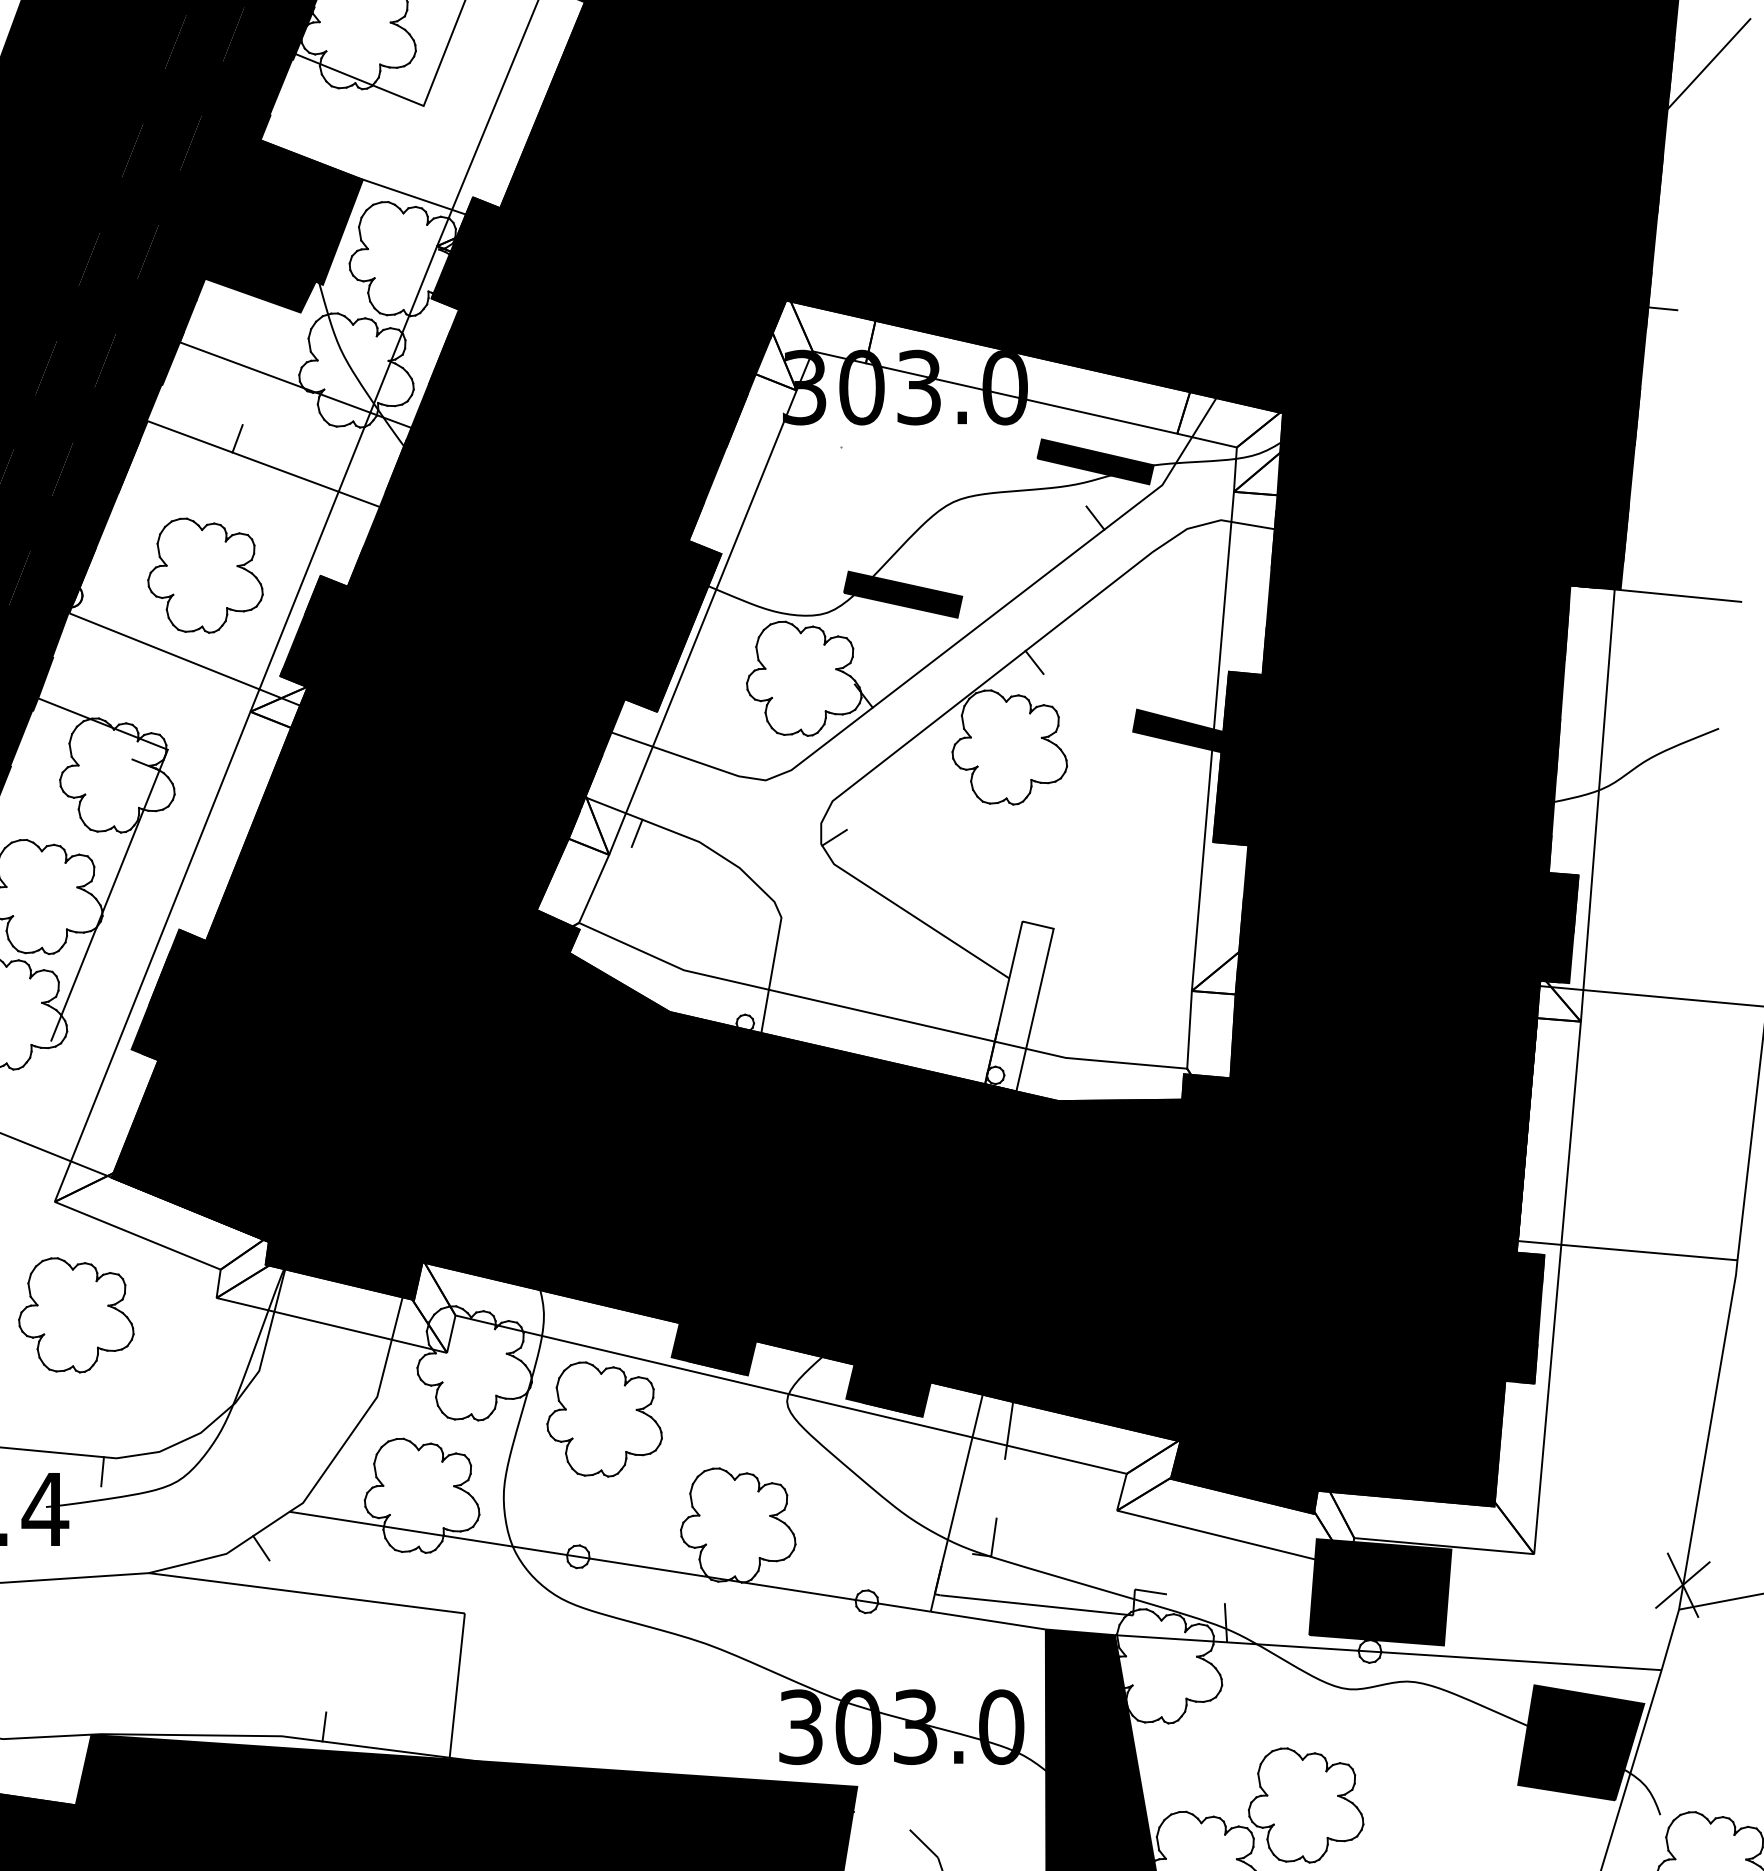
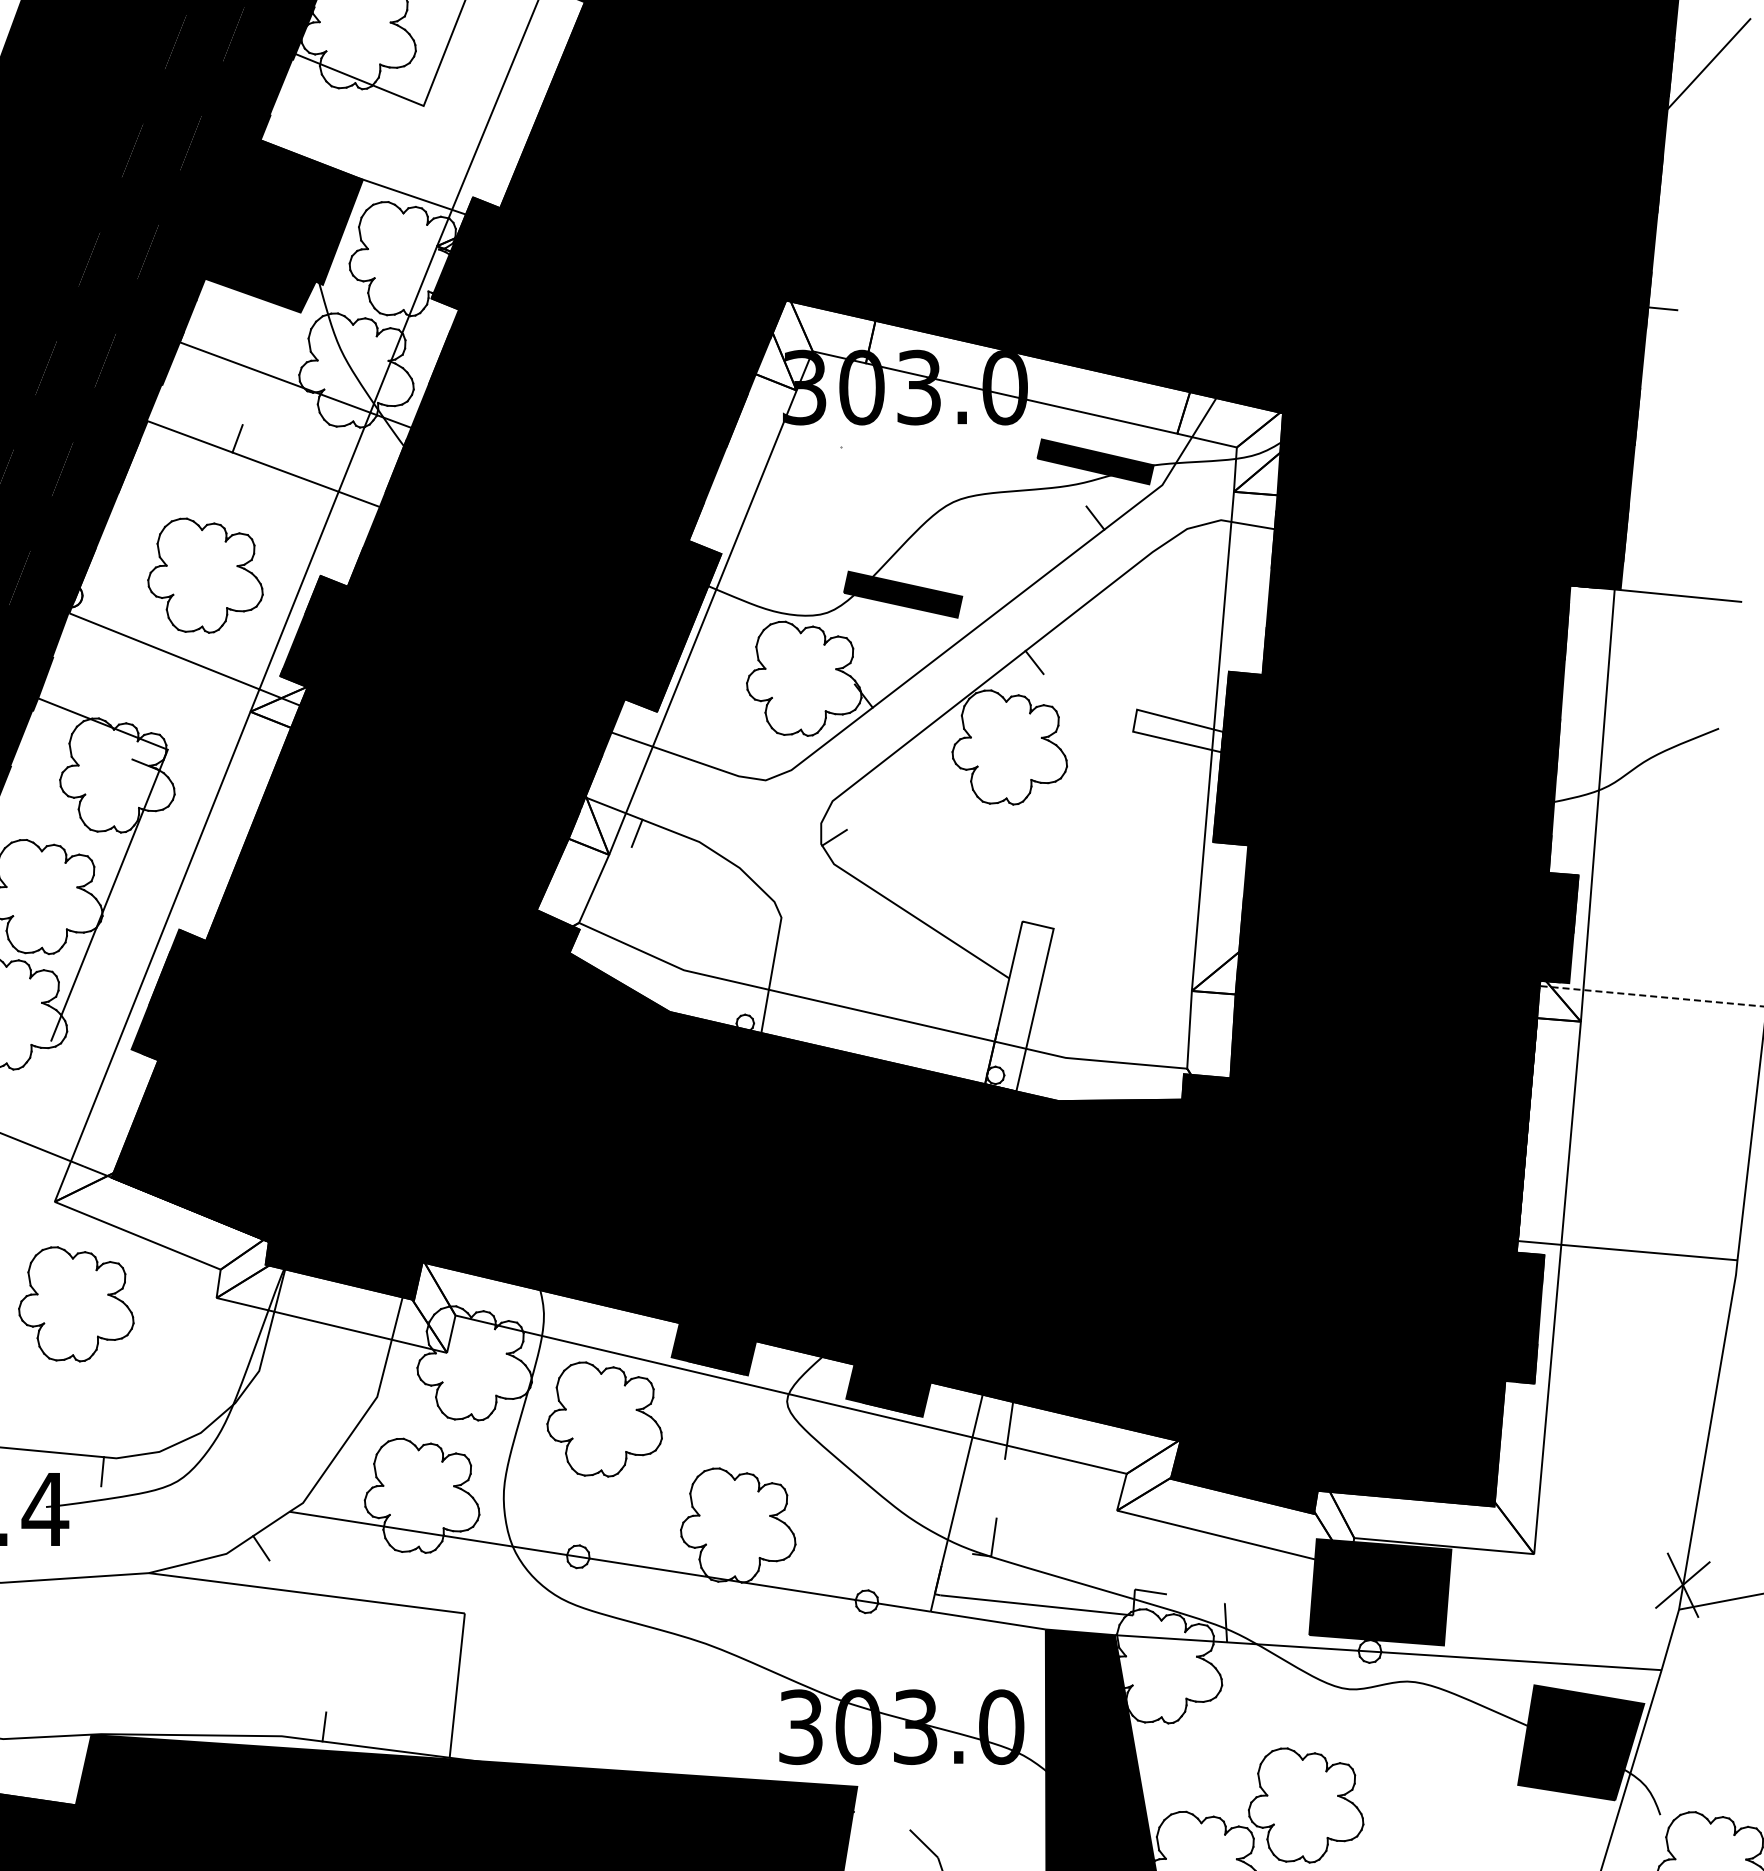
fill: present -> none (1178, 730)
line: solid -> dashed (1651, 996)
part position: (76, 1315) -> (76, 1304) (76, 1304)
